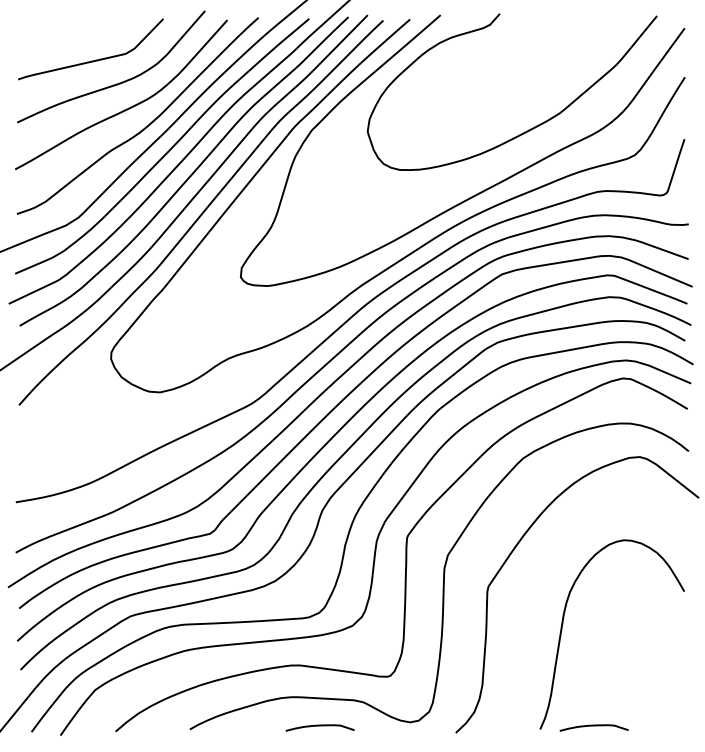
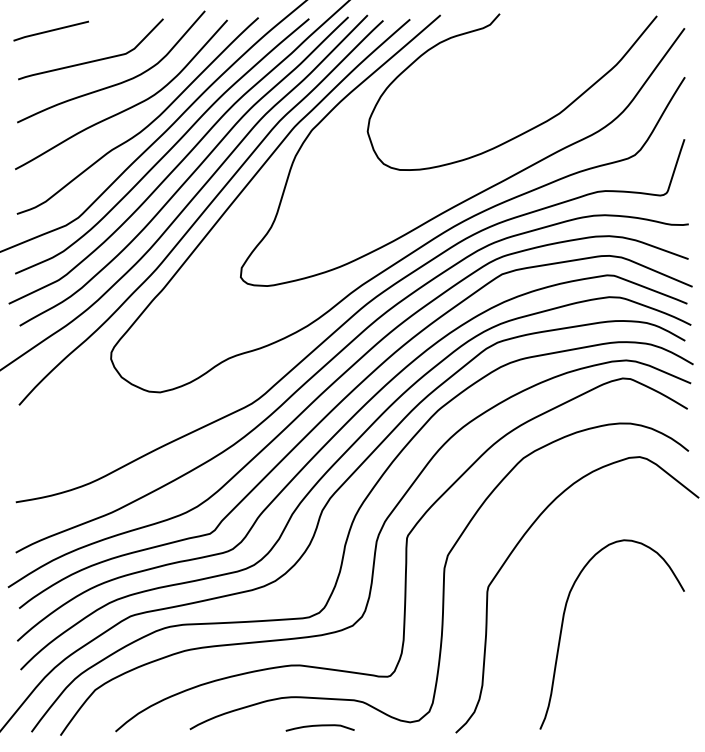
line: none -> present (50, 30)
curve: present -> none (593, 726)
